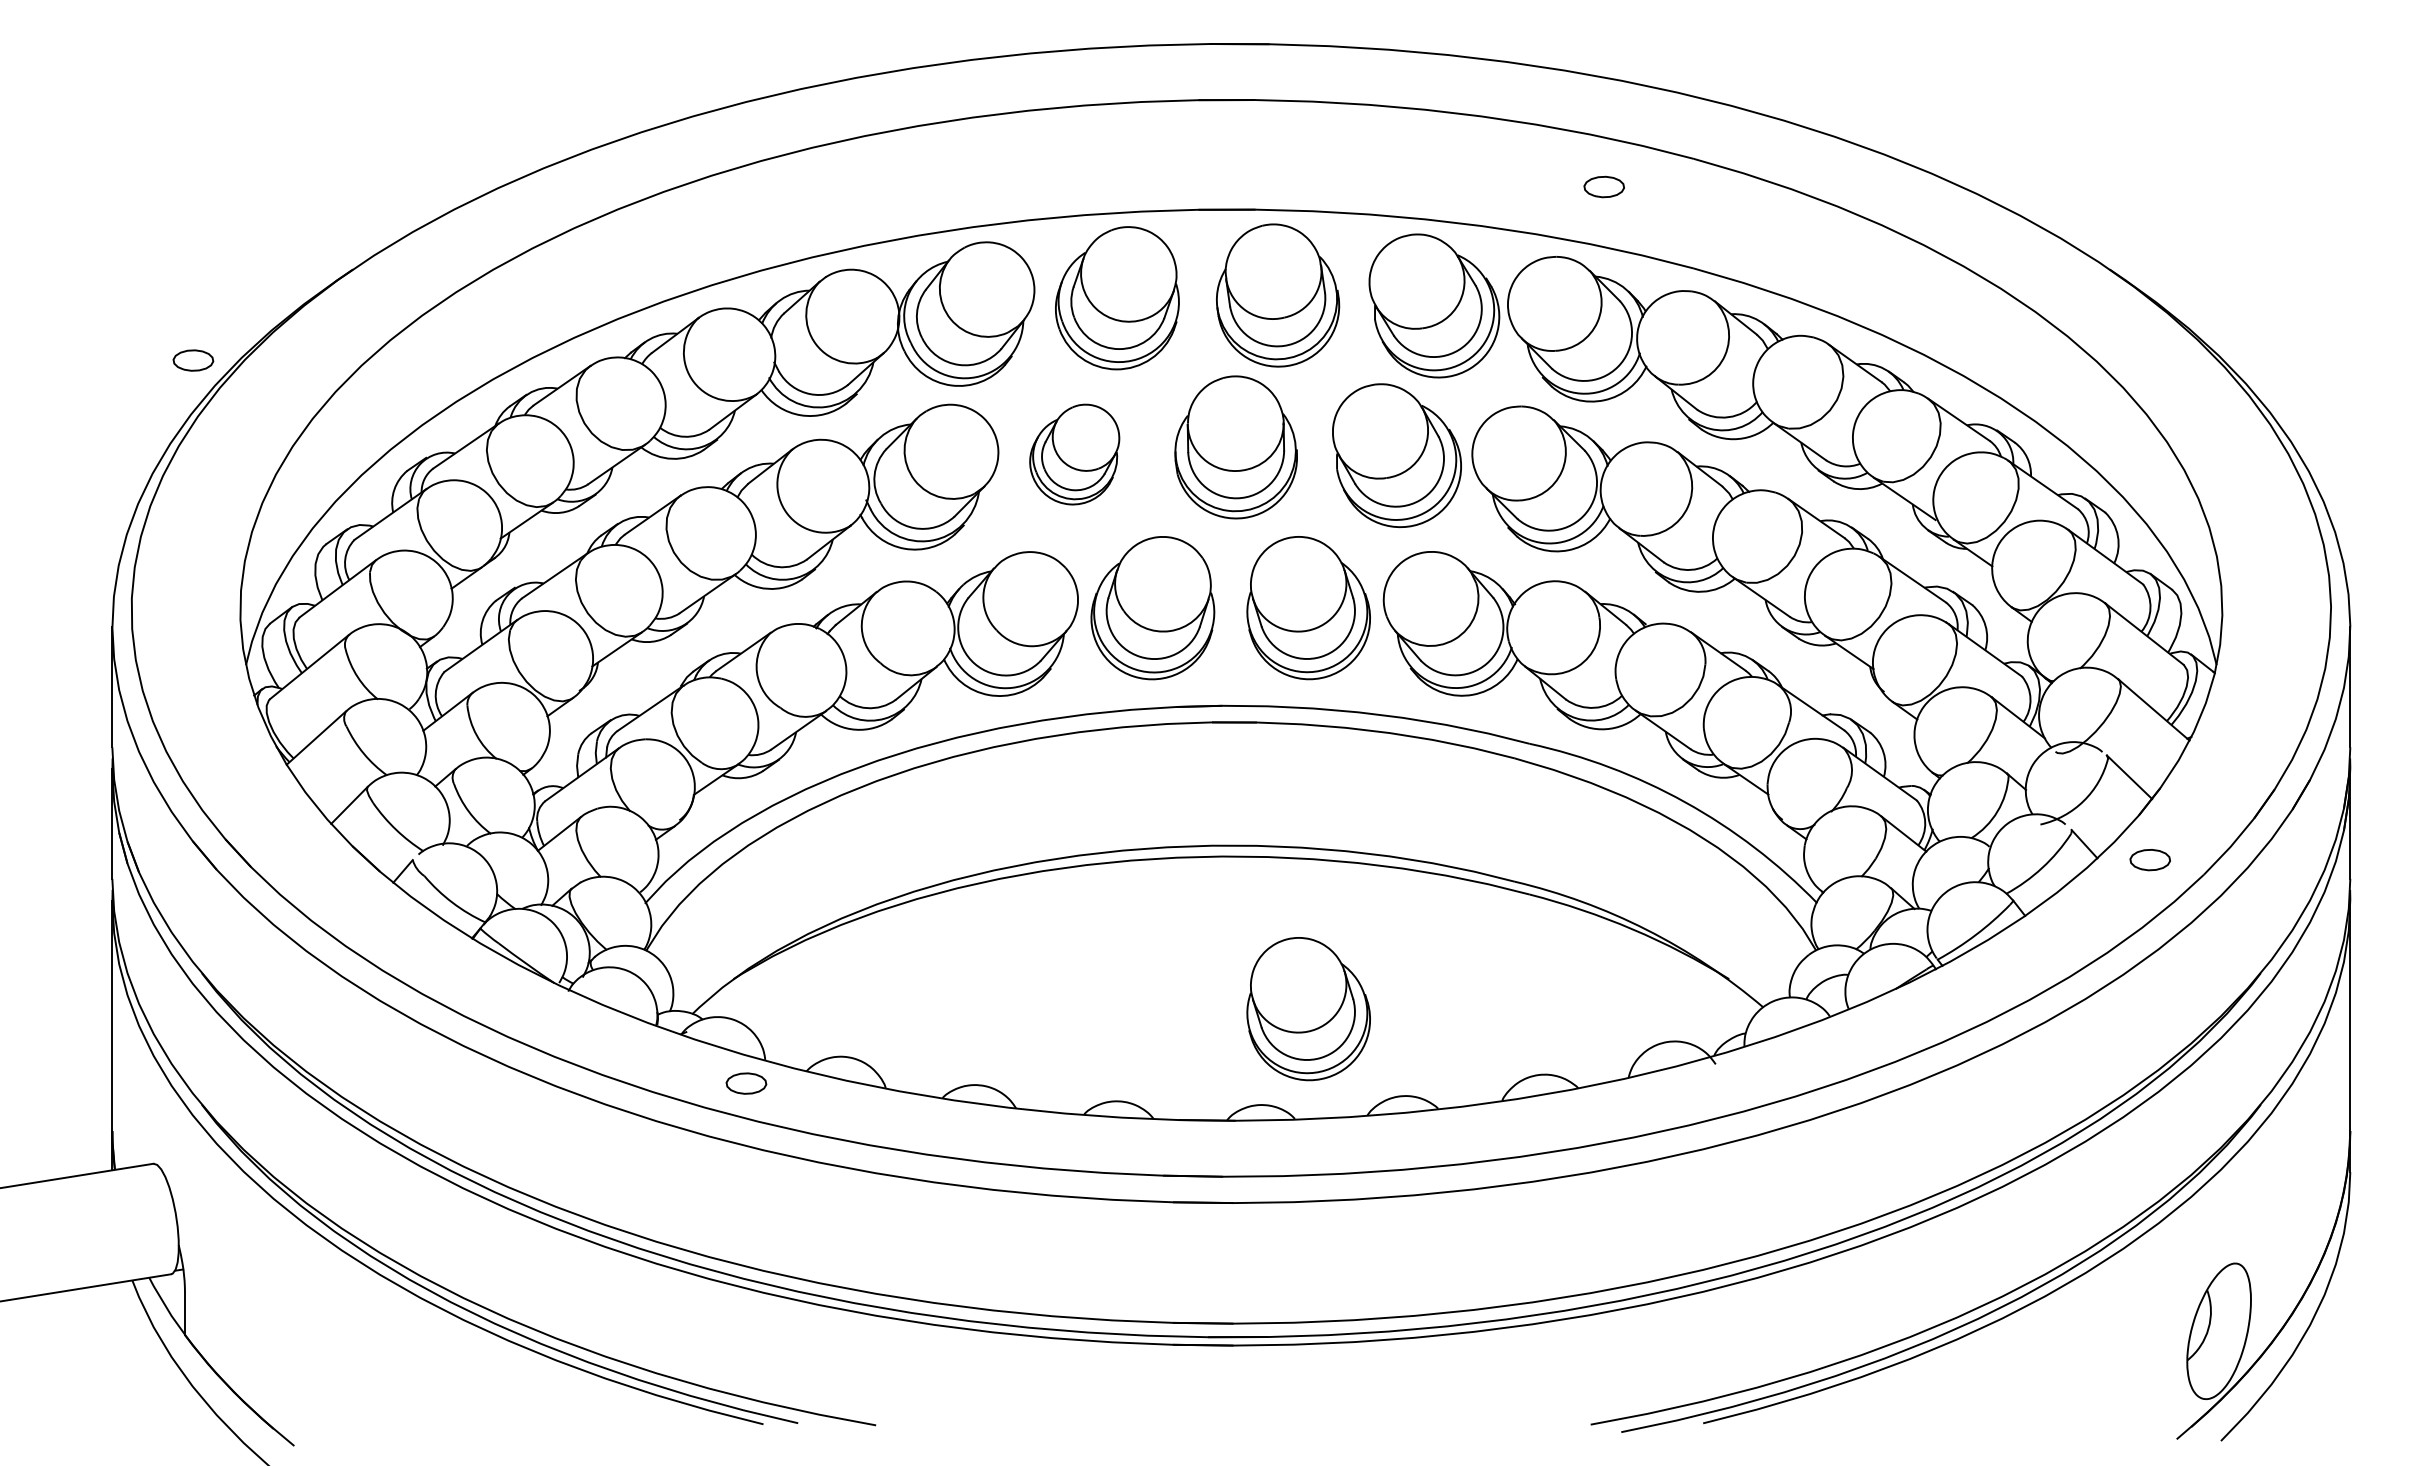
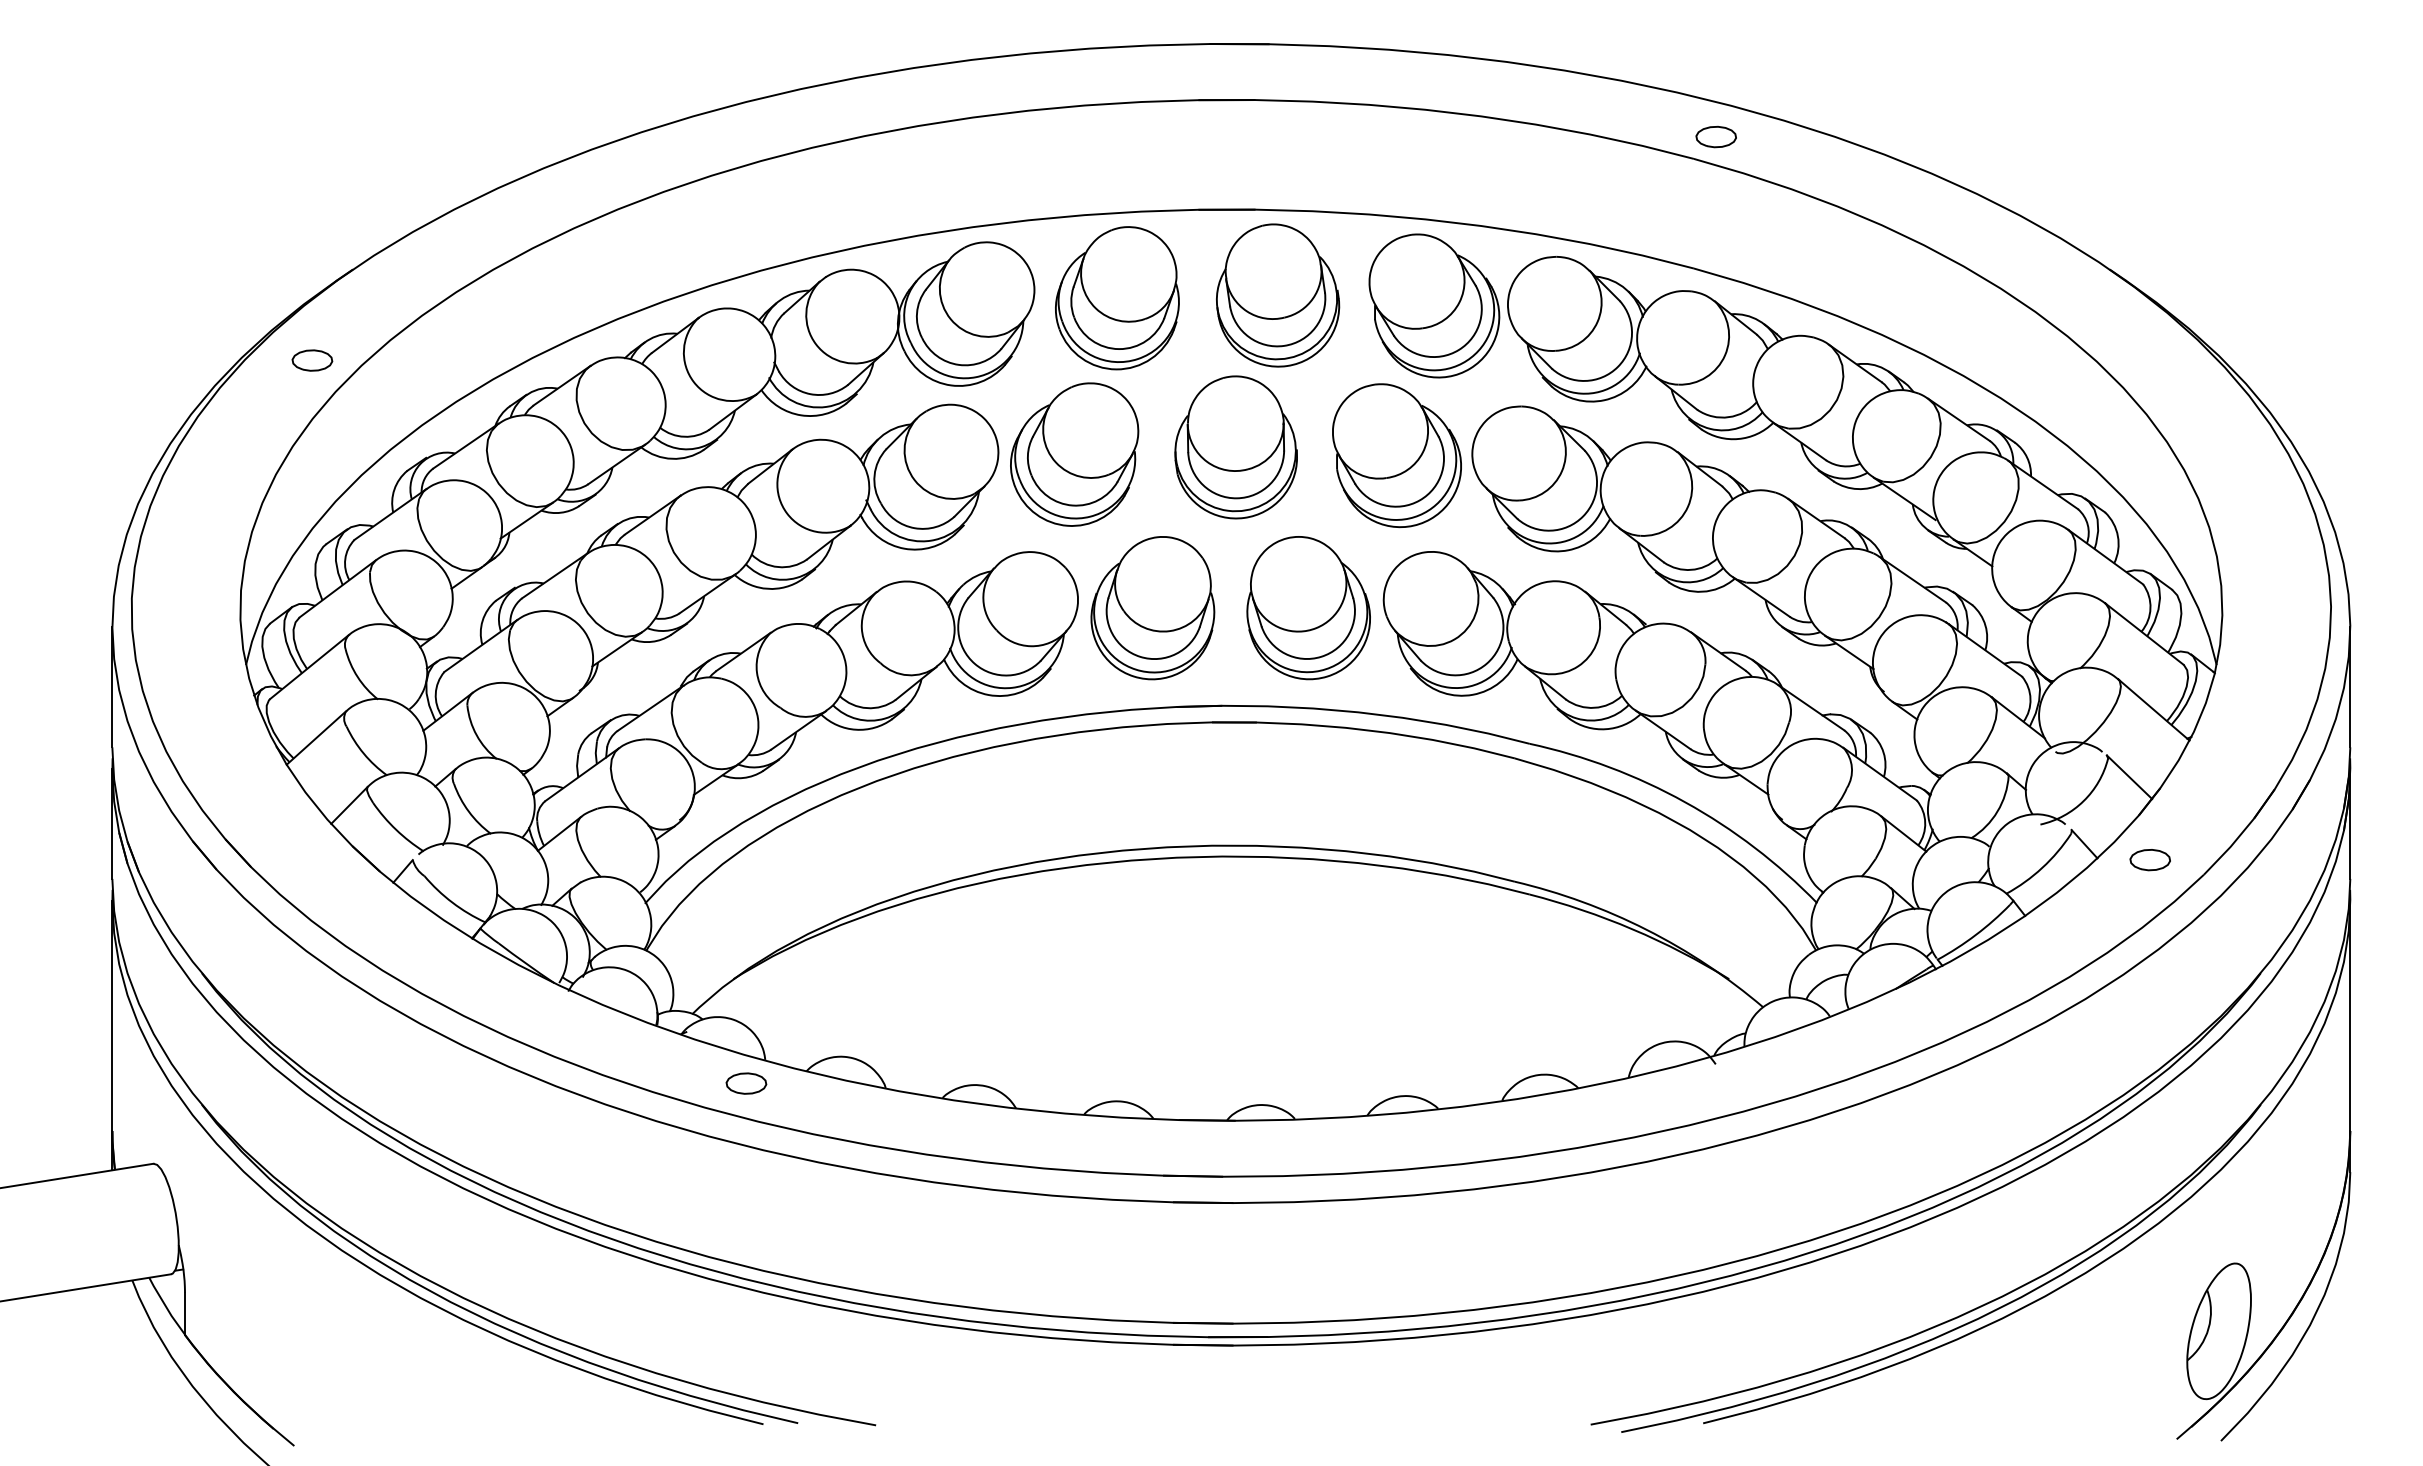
part position: (1603, 186) -> (1715, 136) (1715, 136)
part position: (193, 360) -> (312, 360) (312, 360)
part size: 92x103 px -> 130x145 px (1074, 454)
part: present -> none (1308, 1009)
